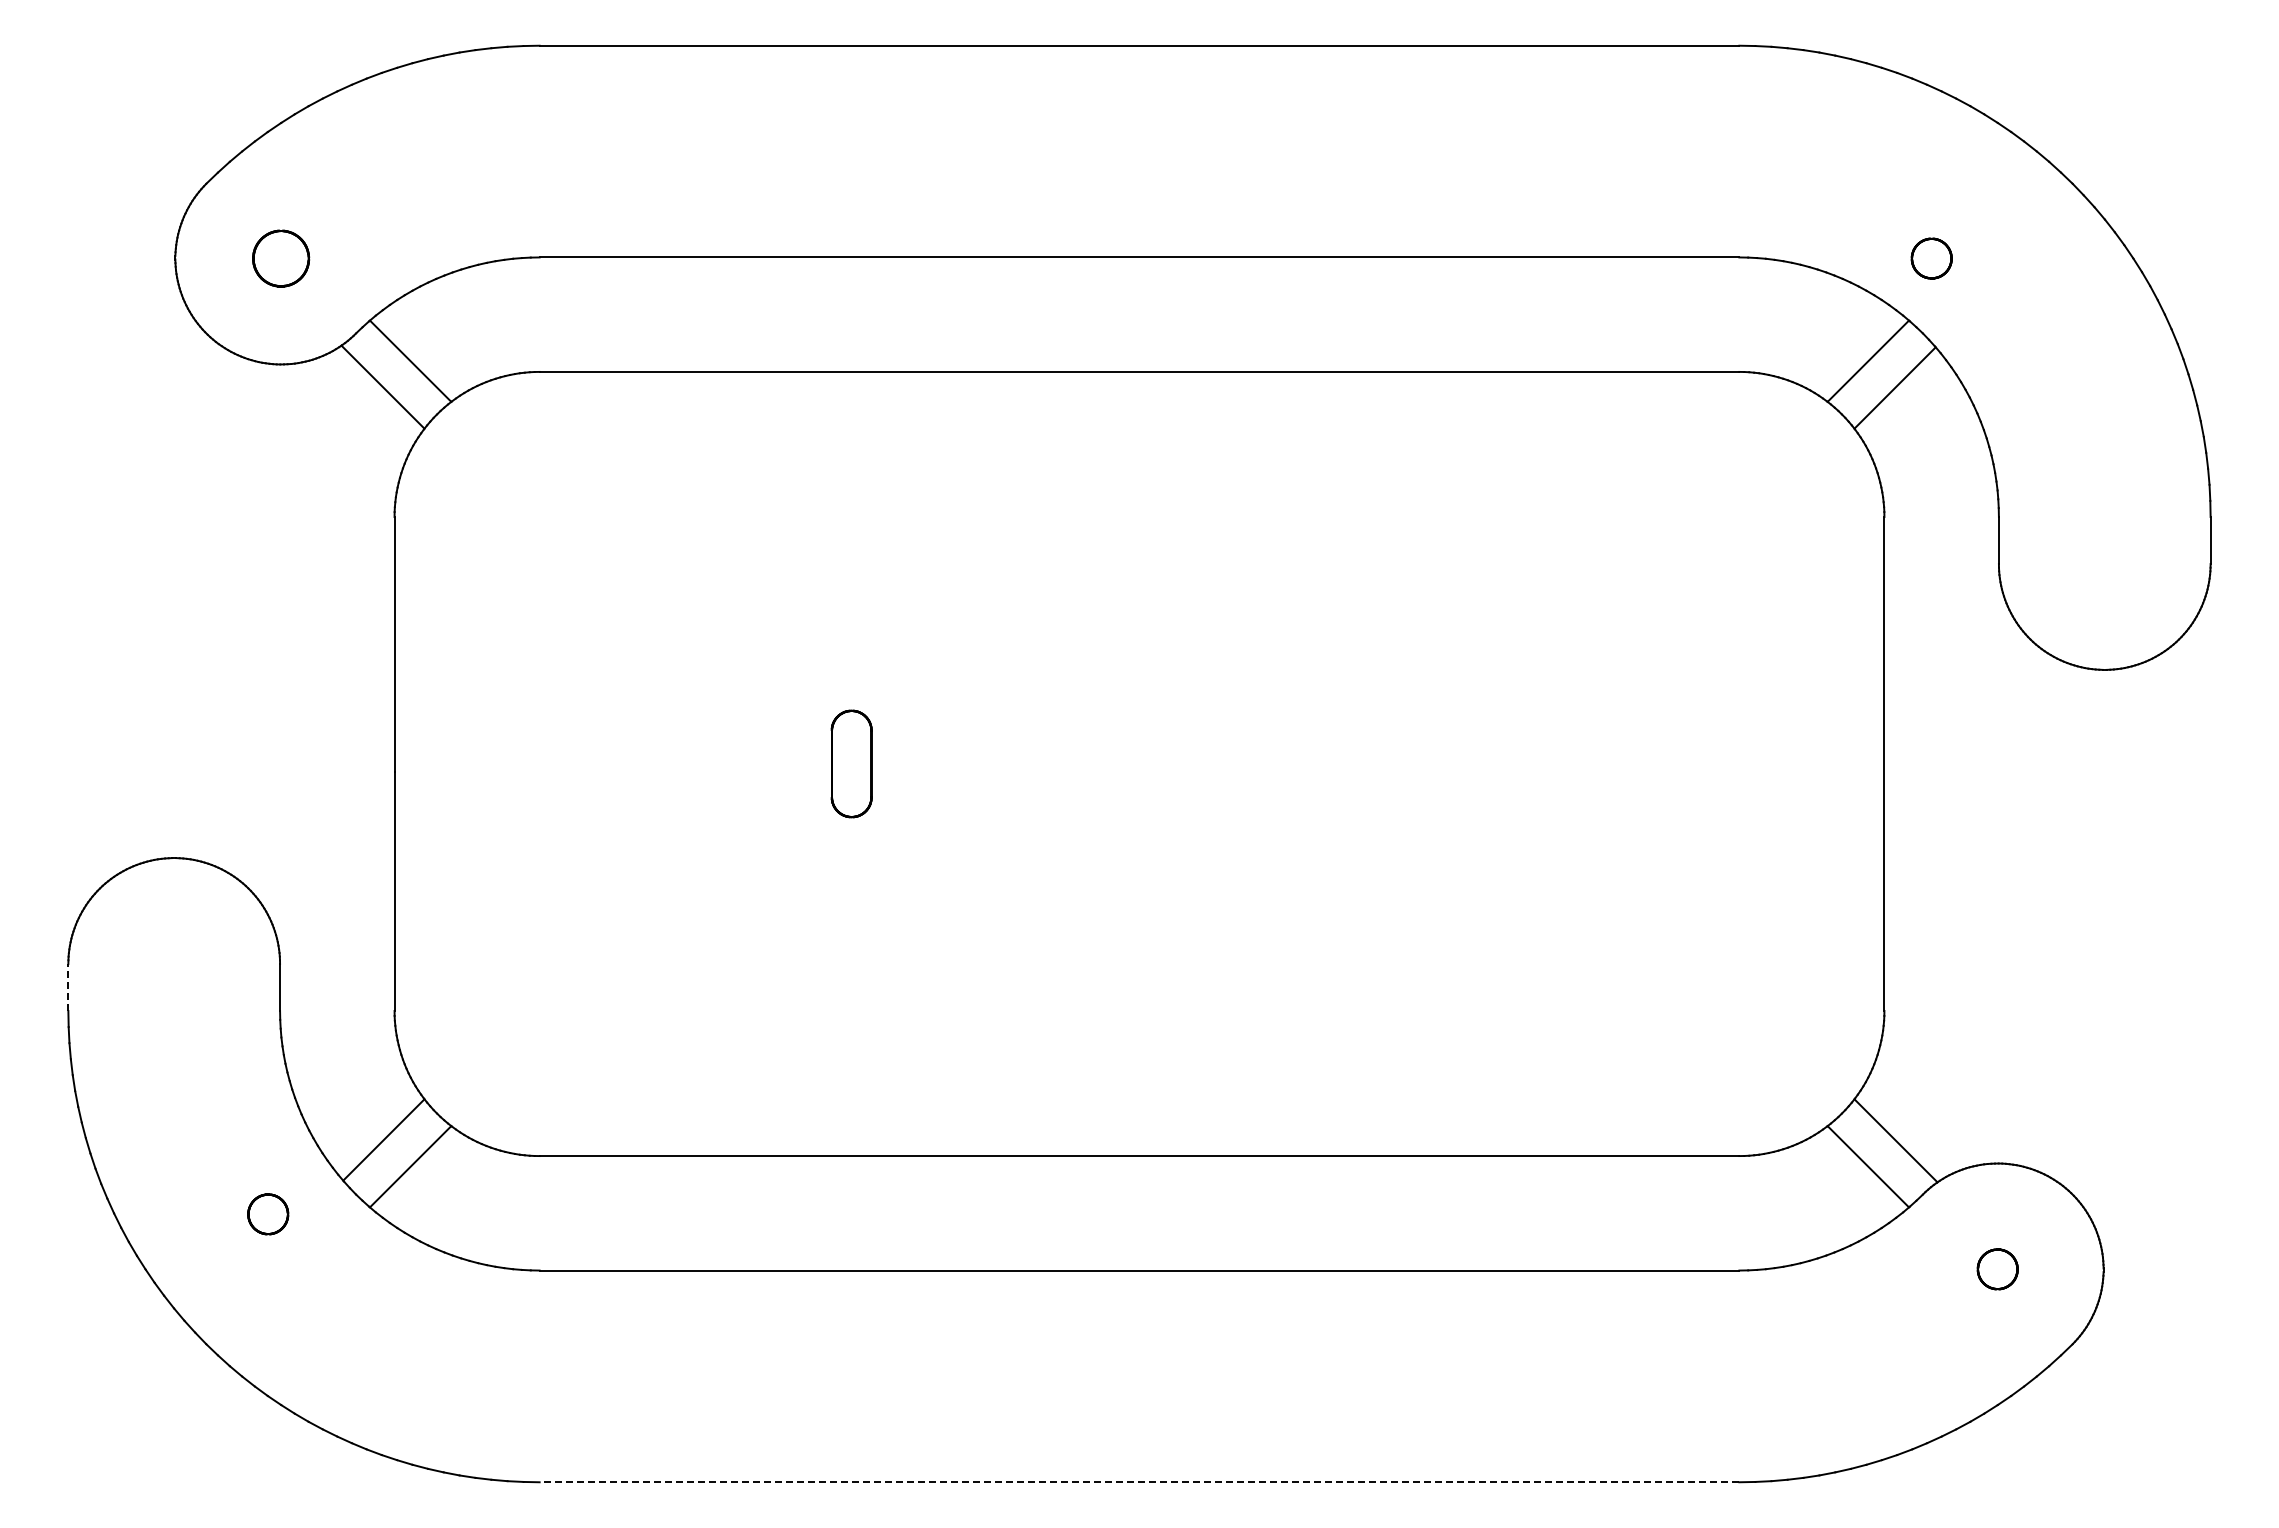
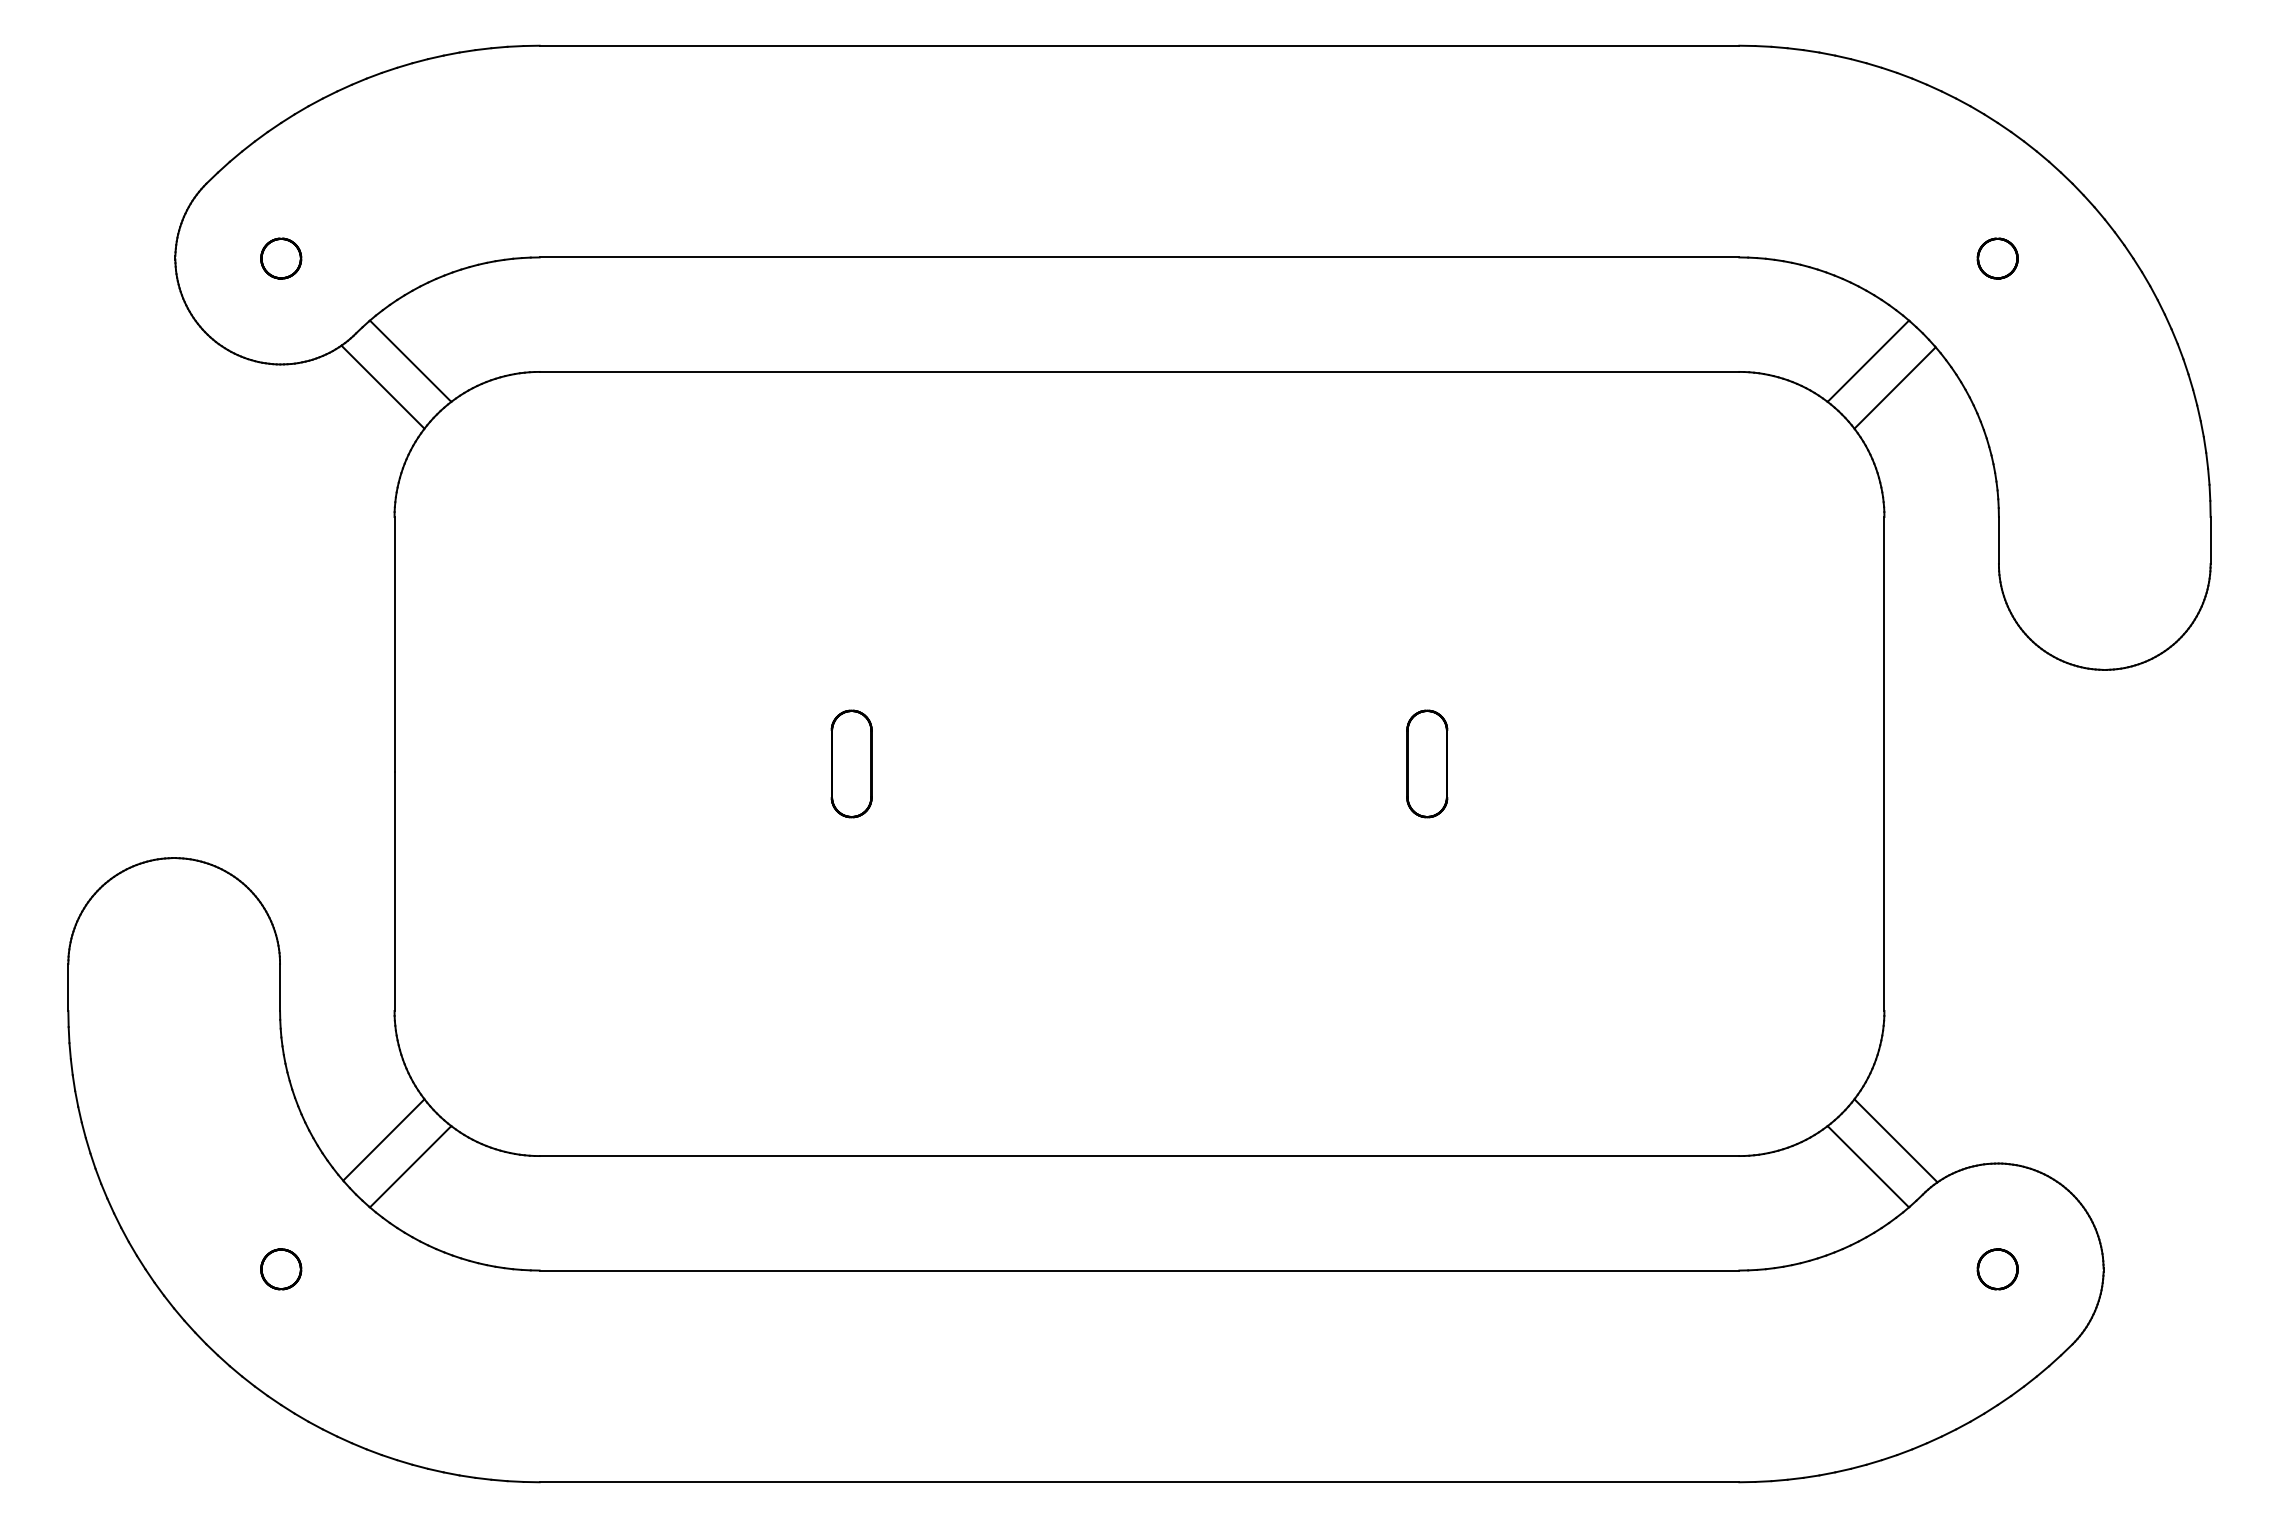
part size: 59x59 px -> 43x43 px (281, 258)
part position: (1931, 258) -> (1997, 258) (1997, 258)
part: none -> present (1427, 763)
line: dashed -> solid (68, 987)
part position: (268, 1214) -> (281, 1269) (281, 1269)
line: dashed -> solid (1139, 1482)
